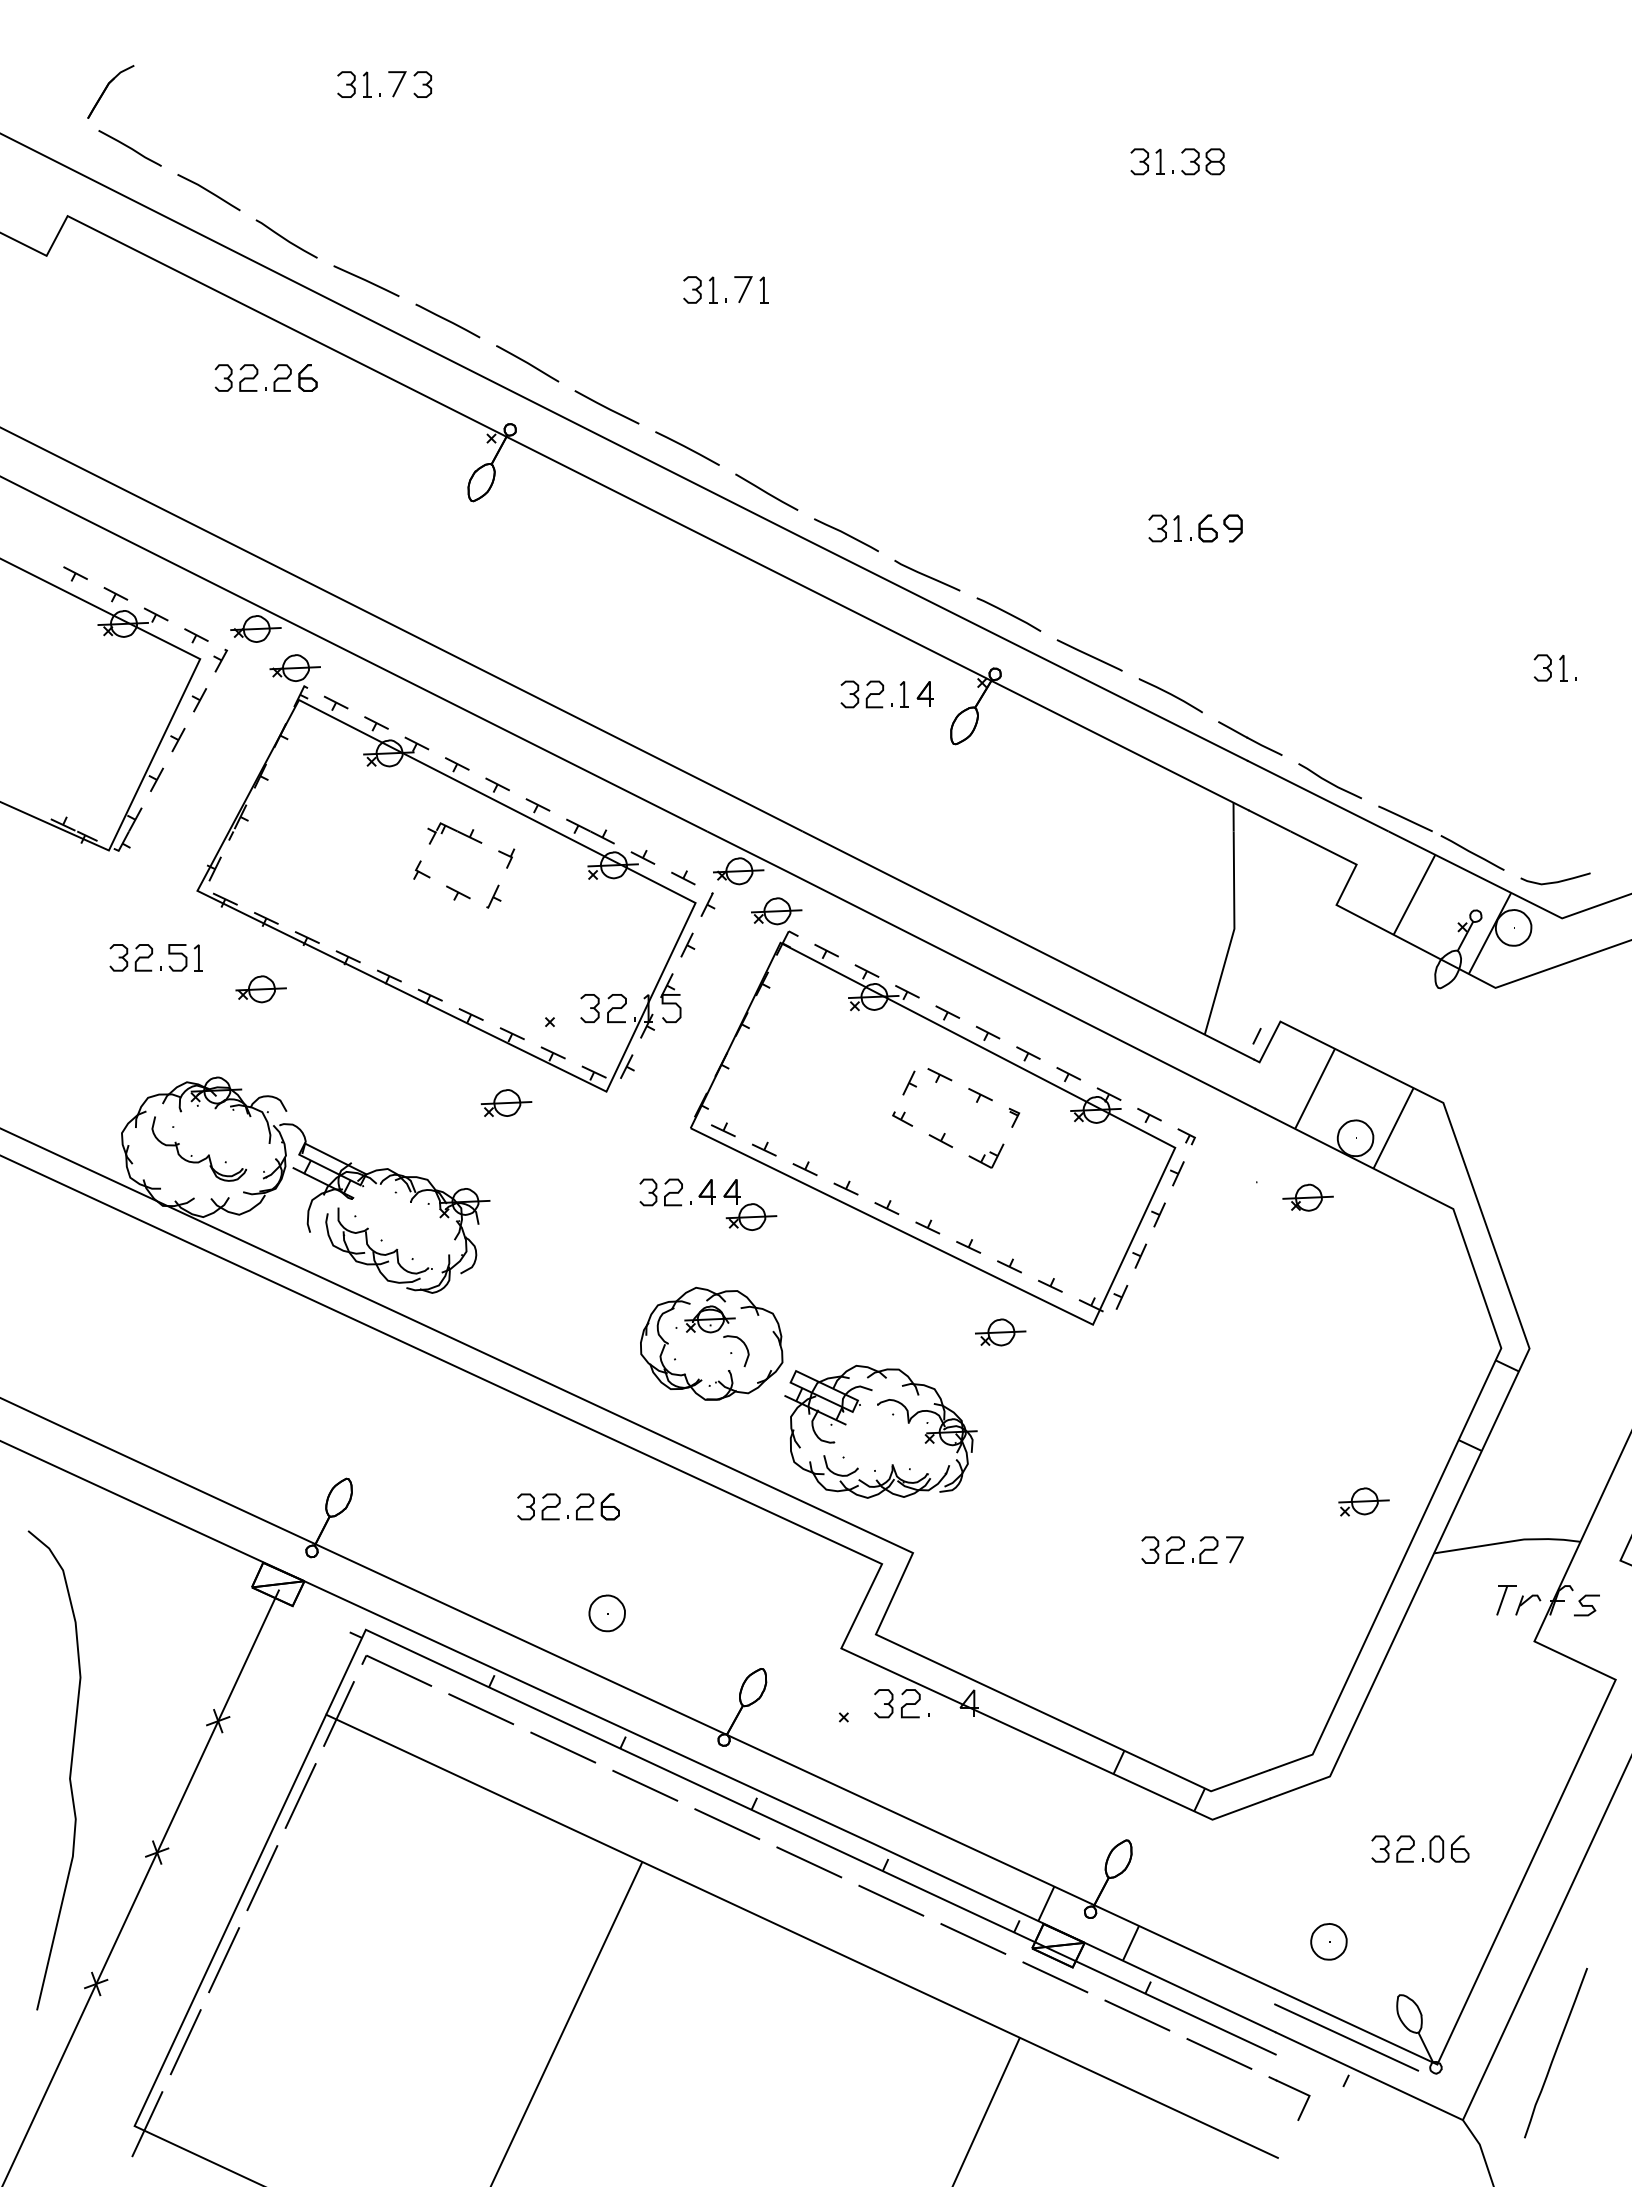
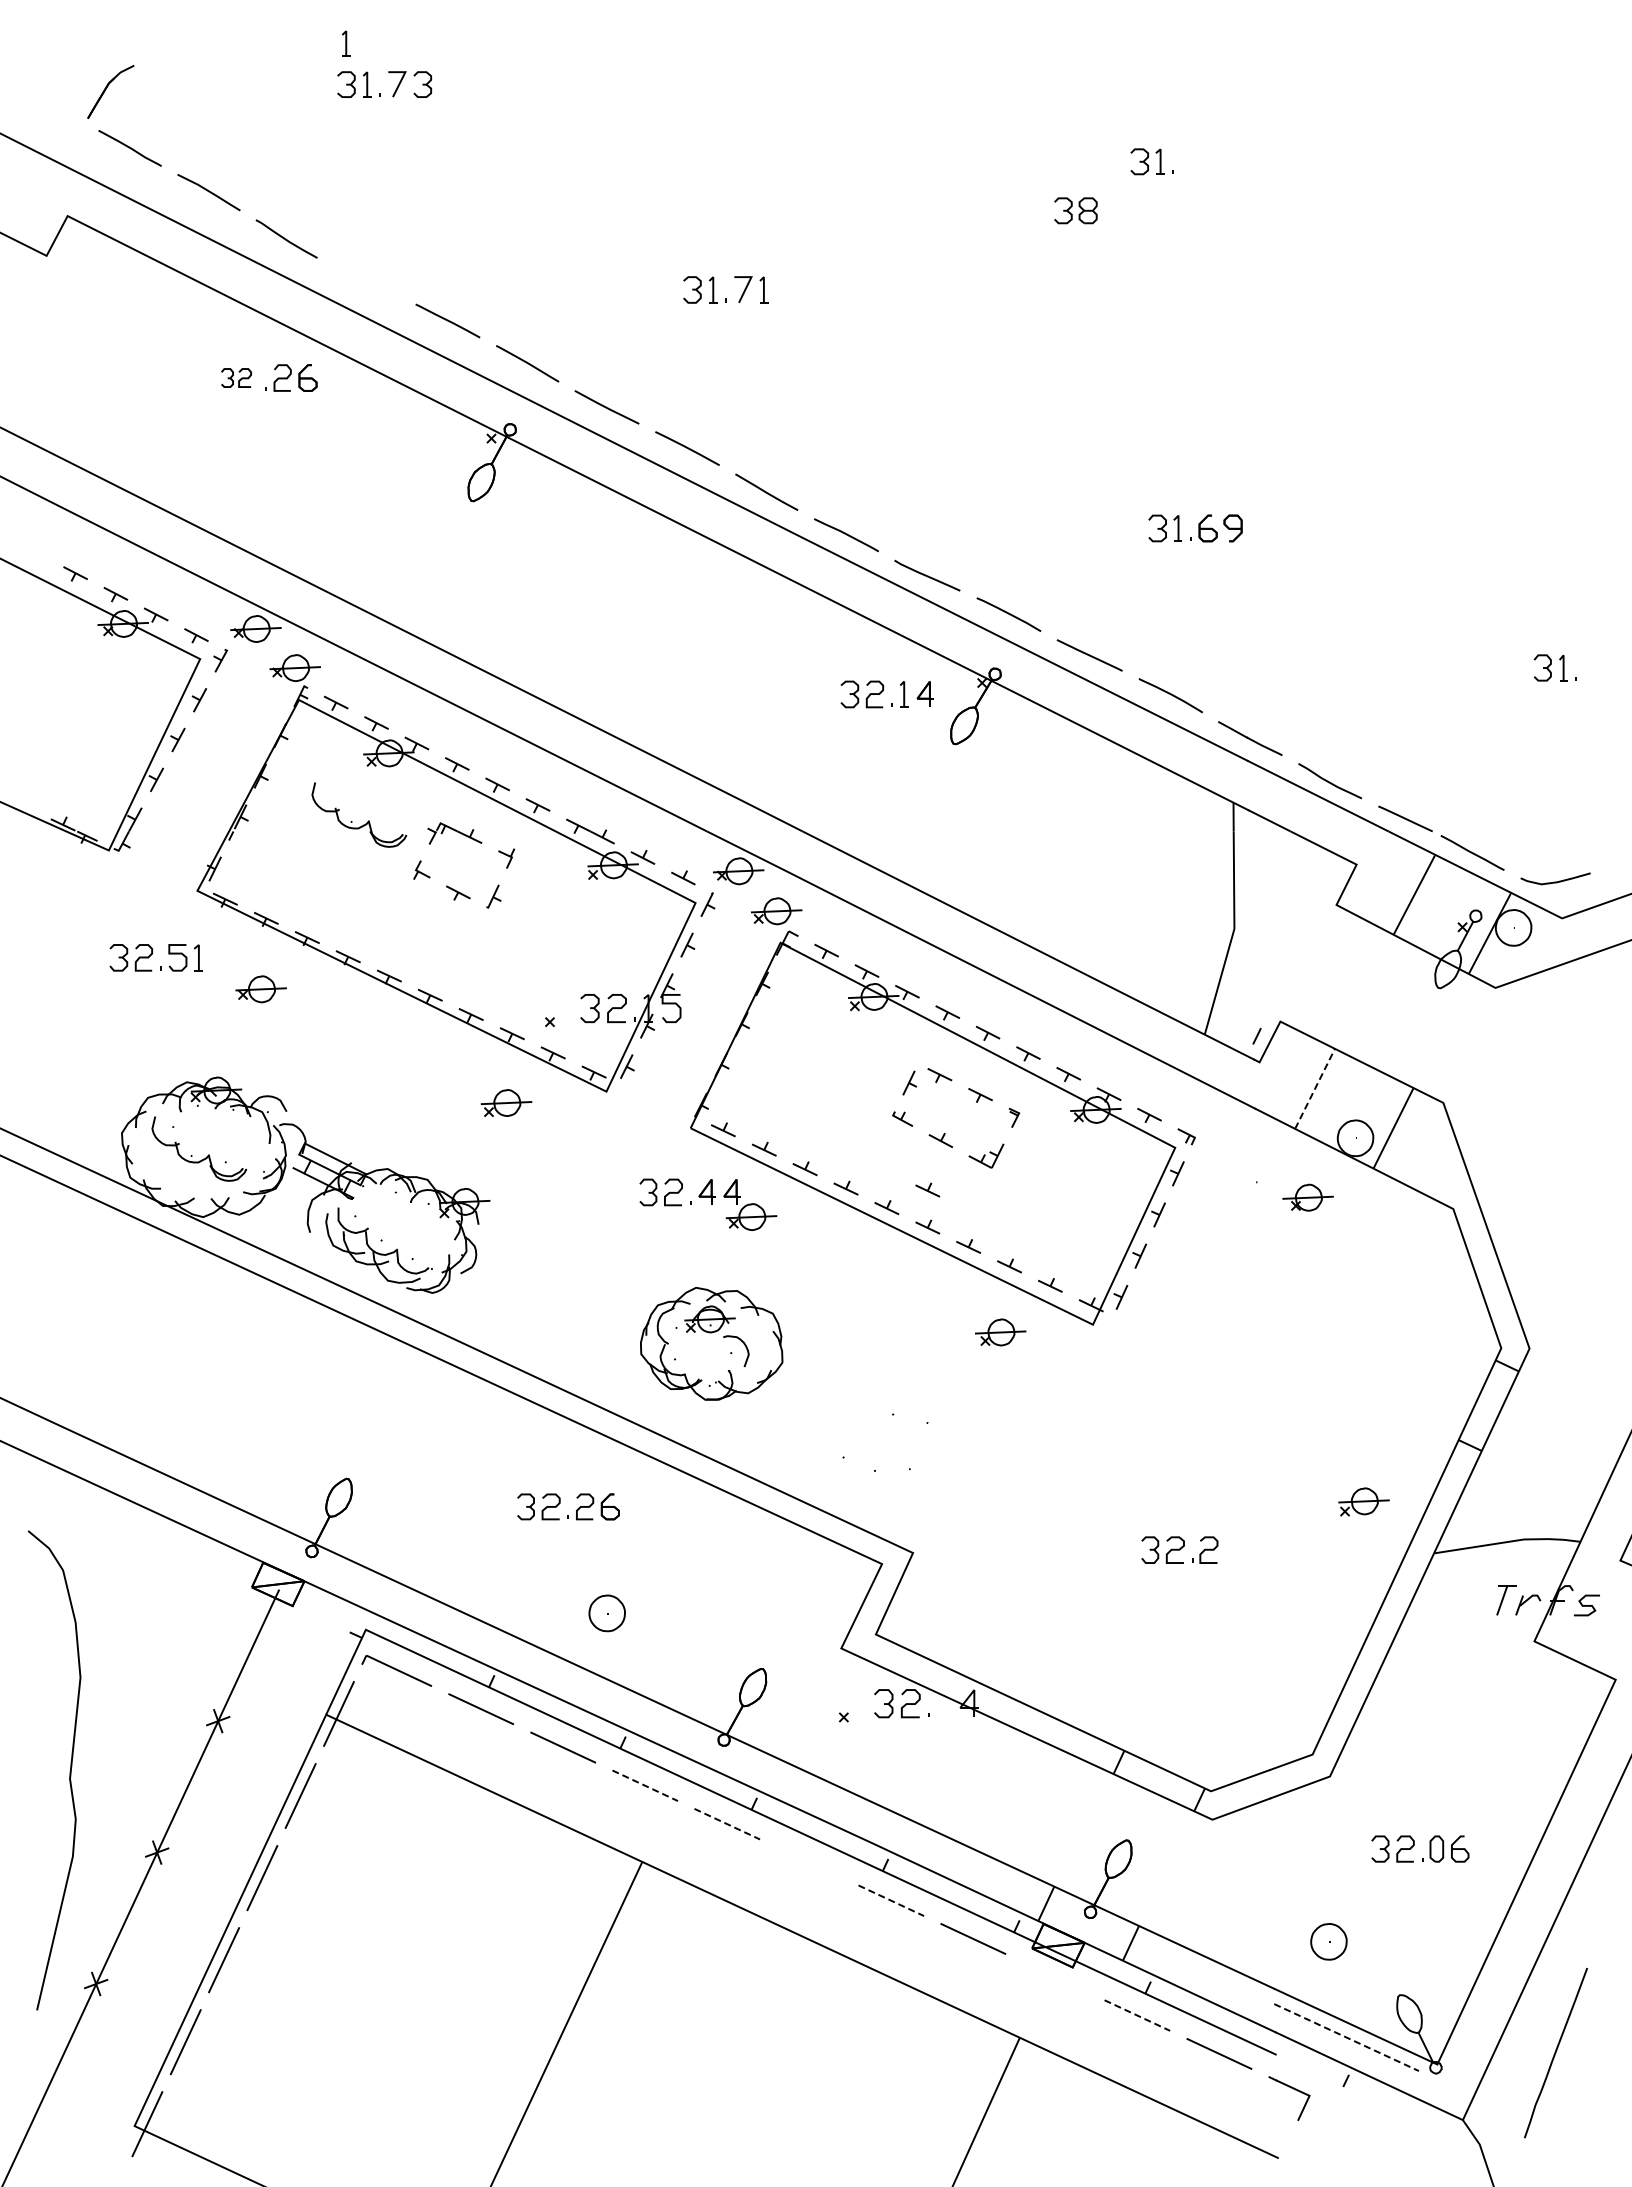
part: none -> present (346, 43)
part position: (1202, 161) -> (1075, 210) (1075, 210)
line: present -> none (366, 281)
part size: 45x28 px -> 31x20 px (236, 377)
part: none -> present (352, 821)
line: solid -> dashed (1314, 1089)
part: none -> present (927, 1189)
part: present -> none (878, 1405)
line: present -> none (1235, 1549)
line: solid -> dashed (645, 1785)
line: solid -> dashed (727, 1824)
line: present -> none (809, 1862)
line: solid -> dashed (891, 1900)
line: present -> none (1055, 1977)
line: solid -> dashed (1137, 2015)
line: solid -> dashed (1346, 2037)
